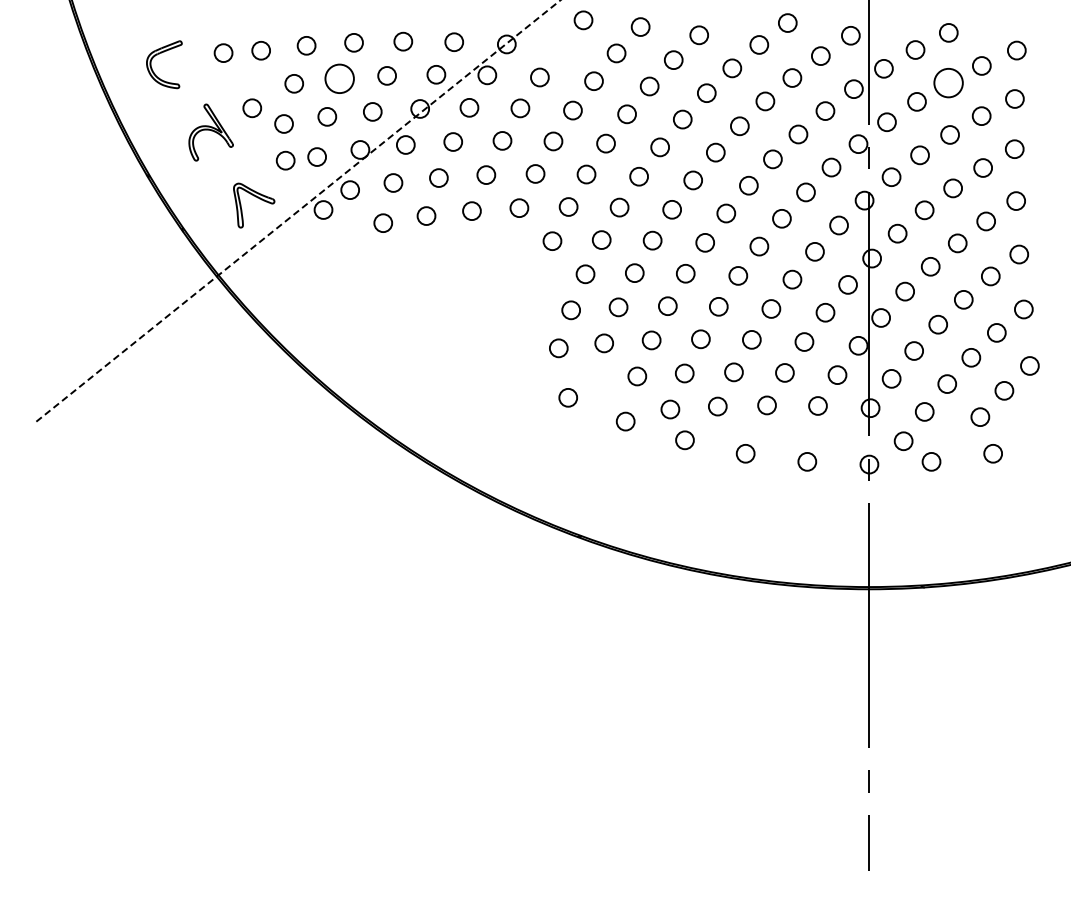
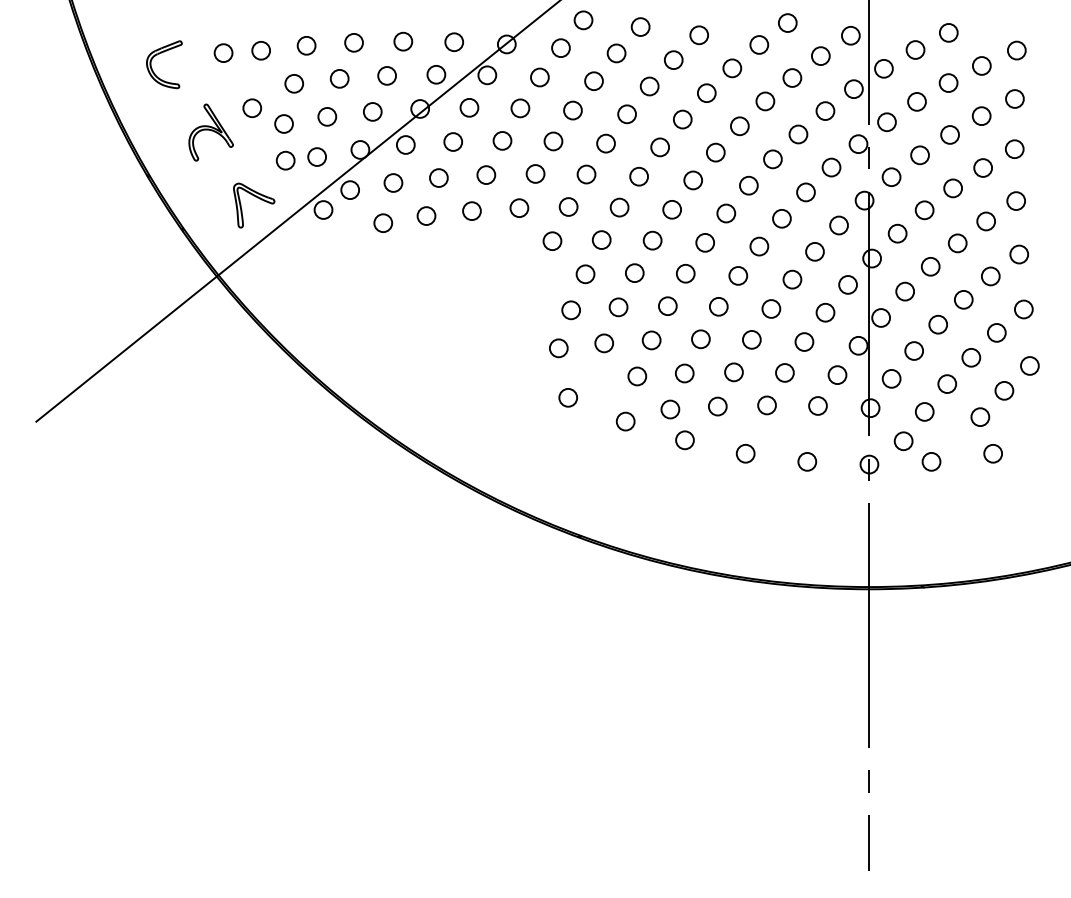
circle: none -> present (560, 47)
circle diameter: 29 px -> 18 px (339, 78)
circle diameter: 29 px -> 18 px (948, 83)
line: dashed -> solid (298, 210)
